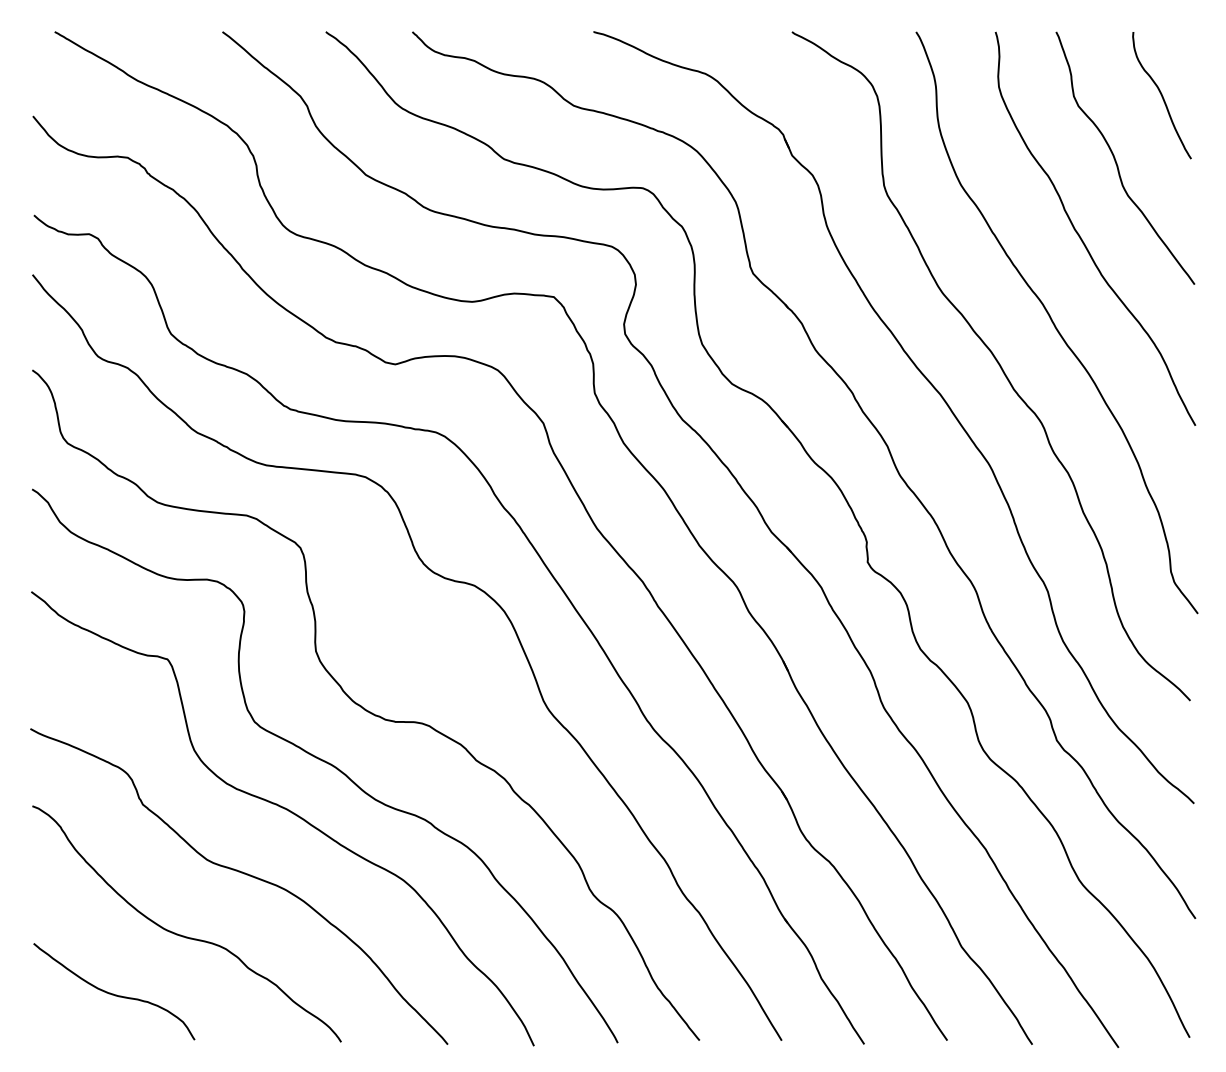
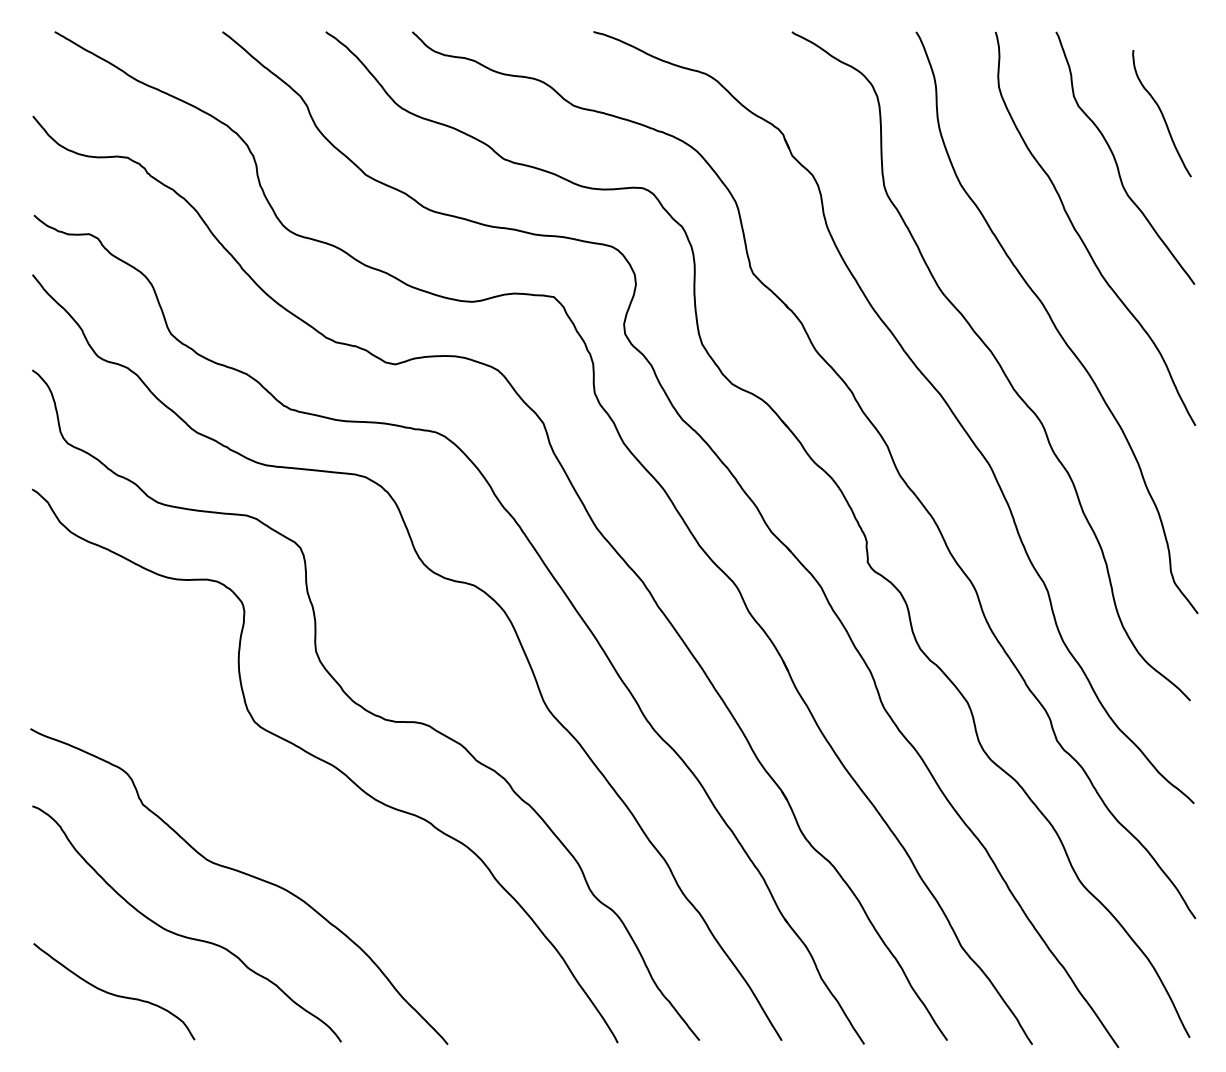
curve position: (1161, 95) -> (1161, 113) (1161, 113)
curve: present -> none (286, 810)
